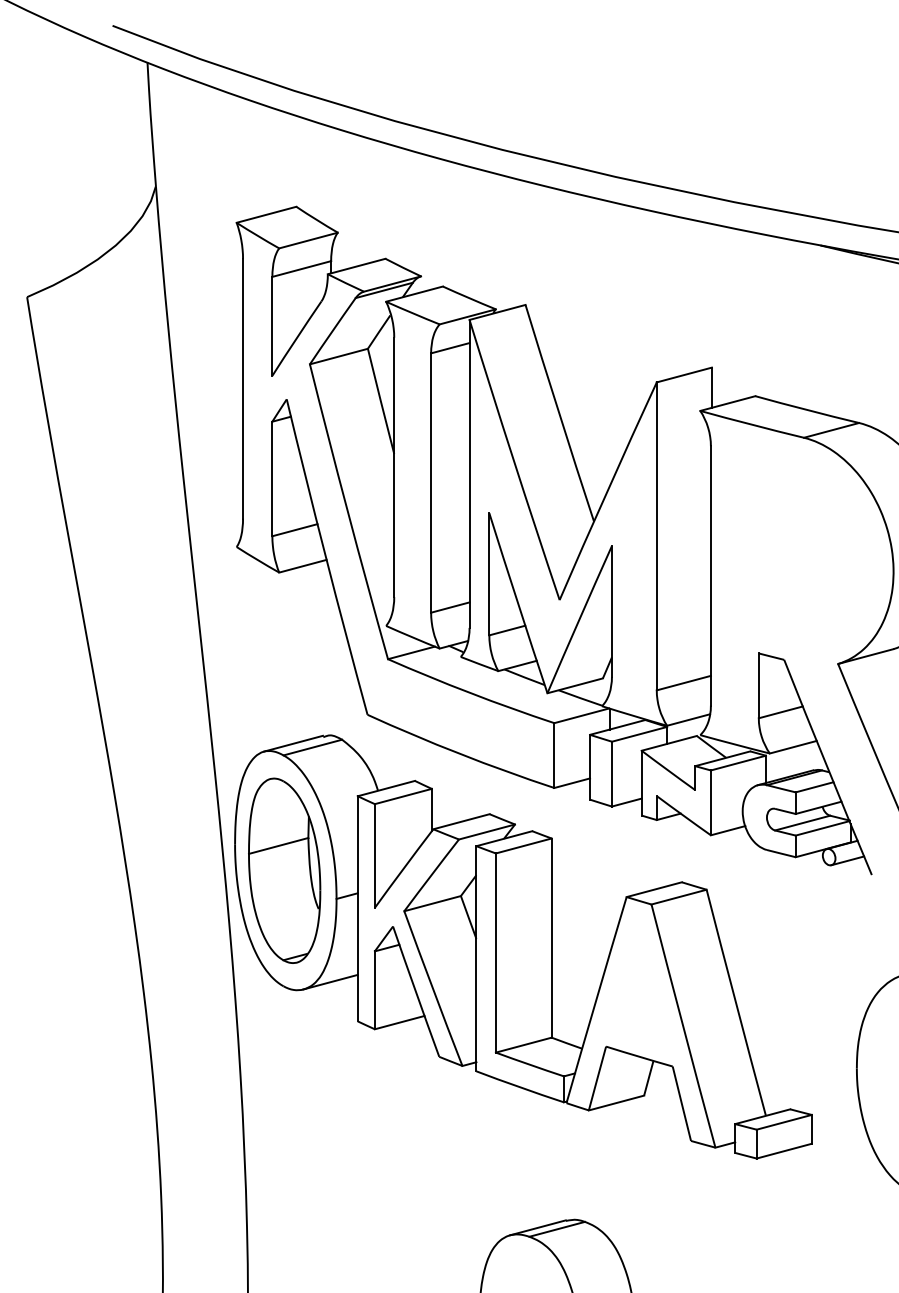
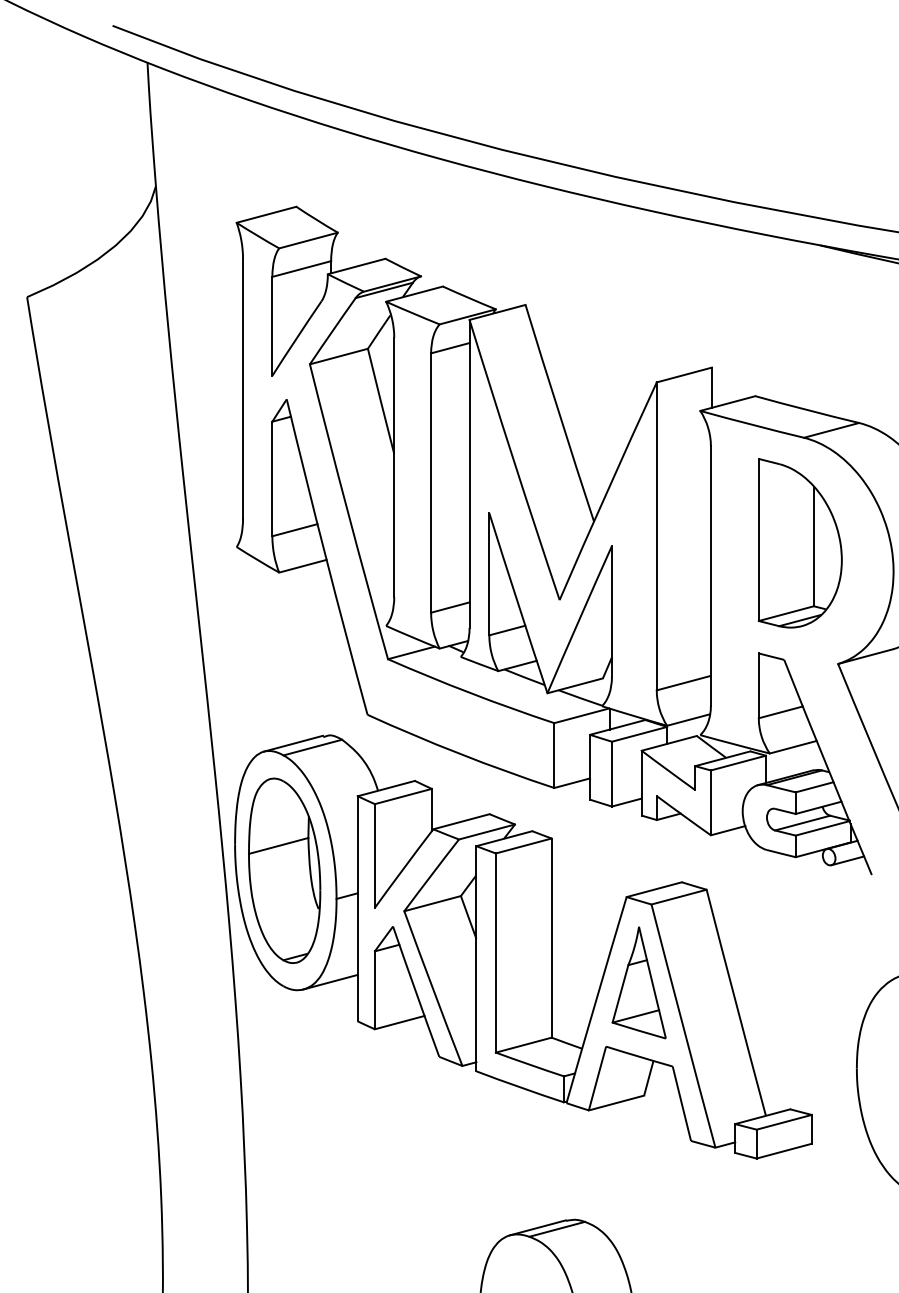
part: none -> present (799, 543)
part: none -> present (638, 982)
